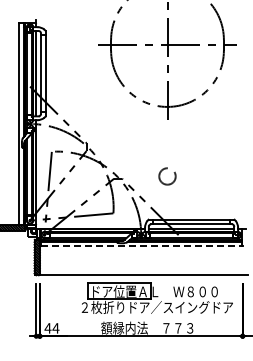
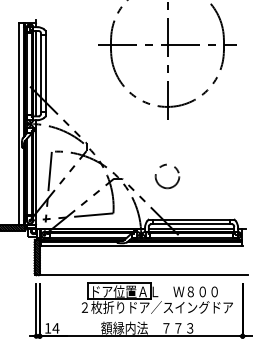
circle size: 19x19 px -> 27x27 px (167, 176)
line: dashed -> solid (141, 246)
text: 44 -> 14 (47, 328)
